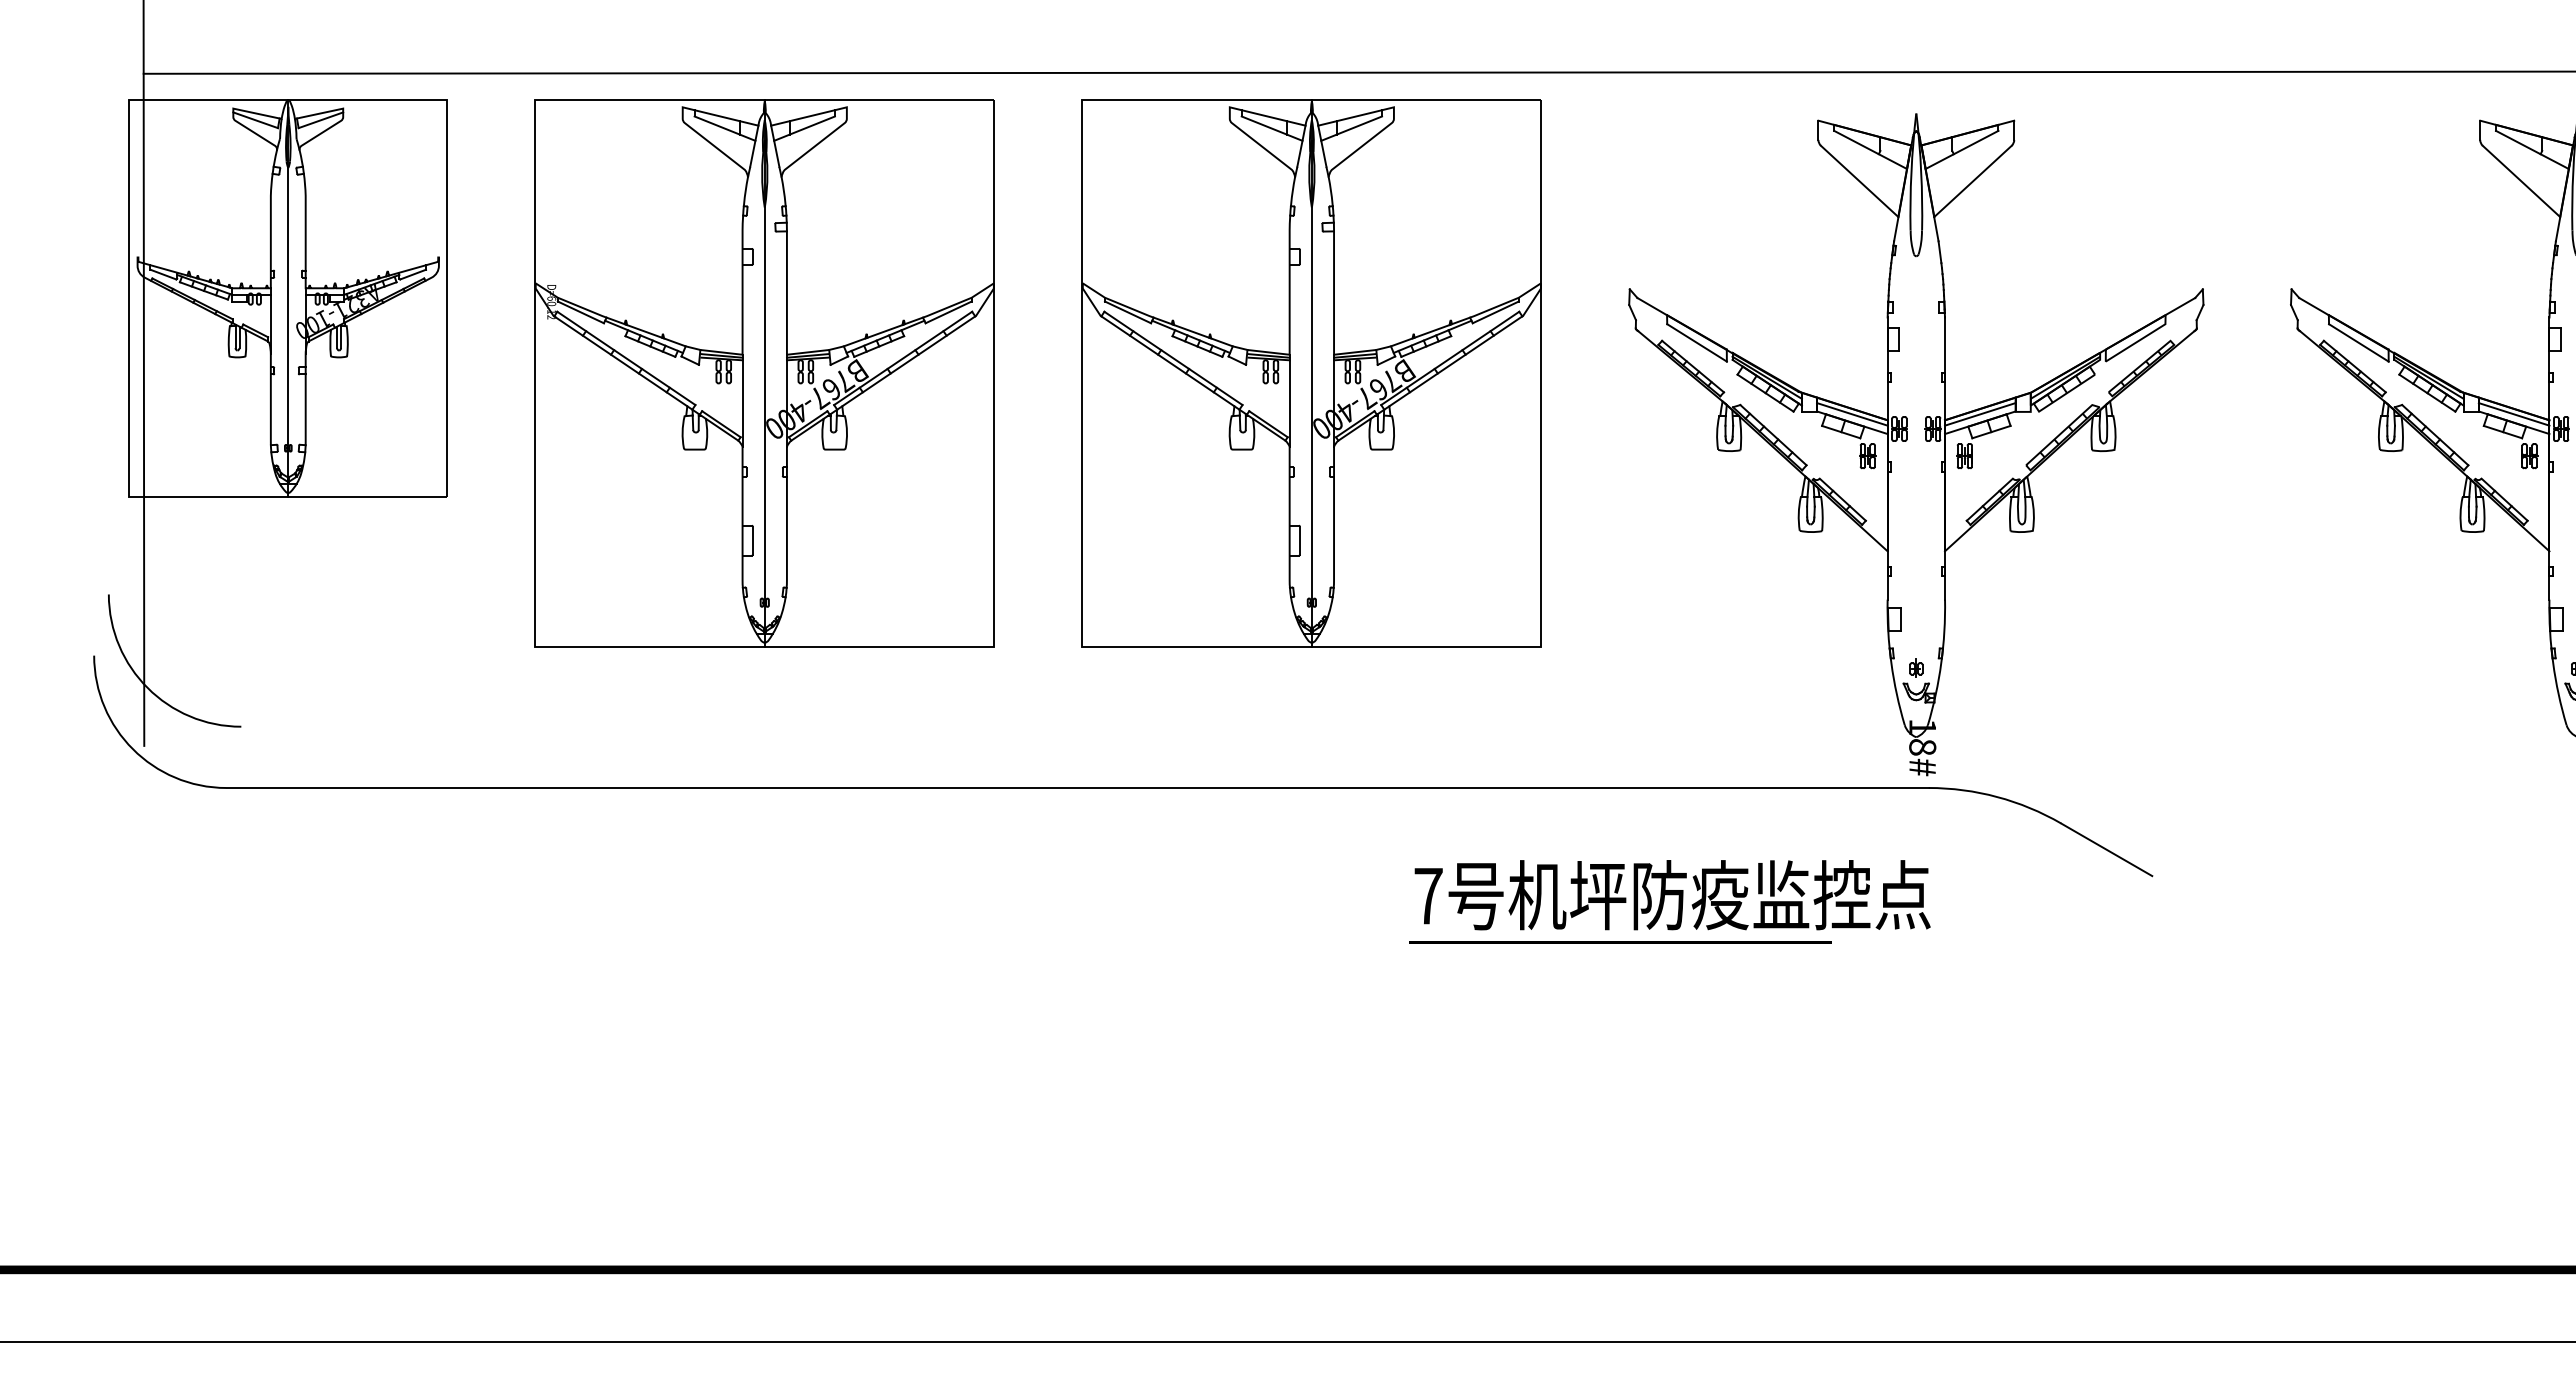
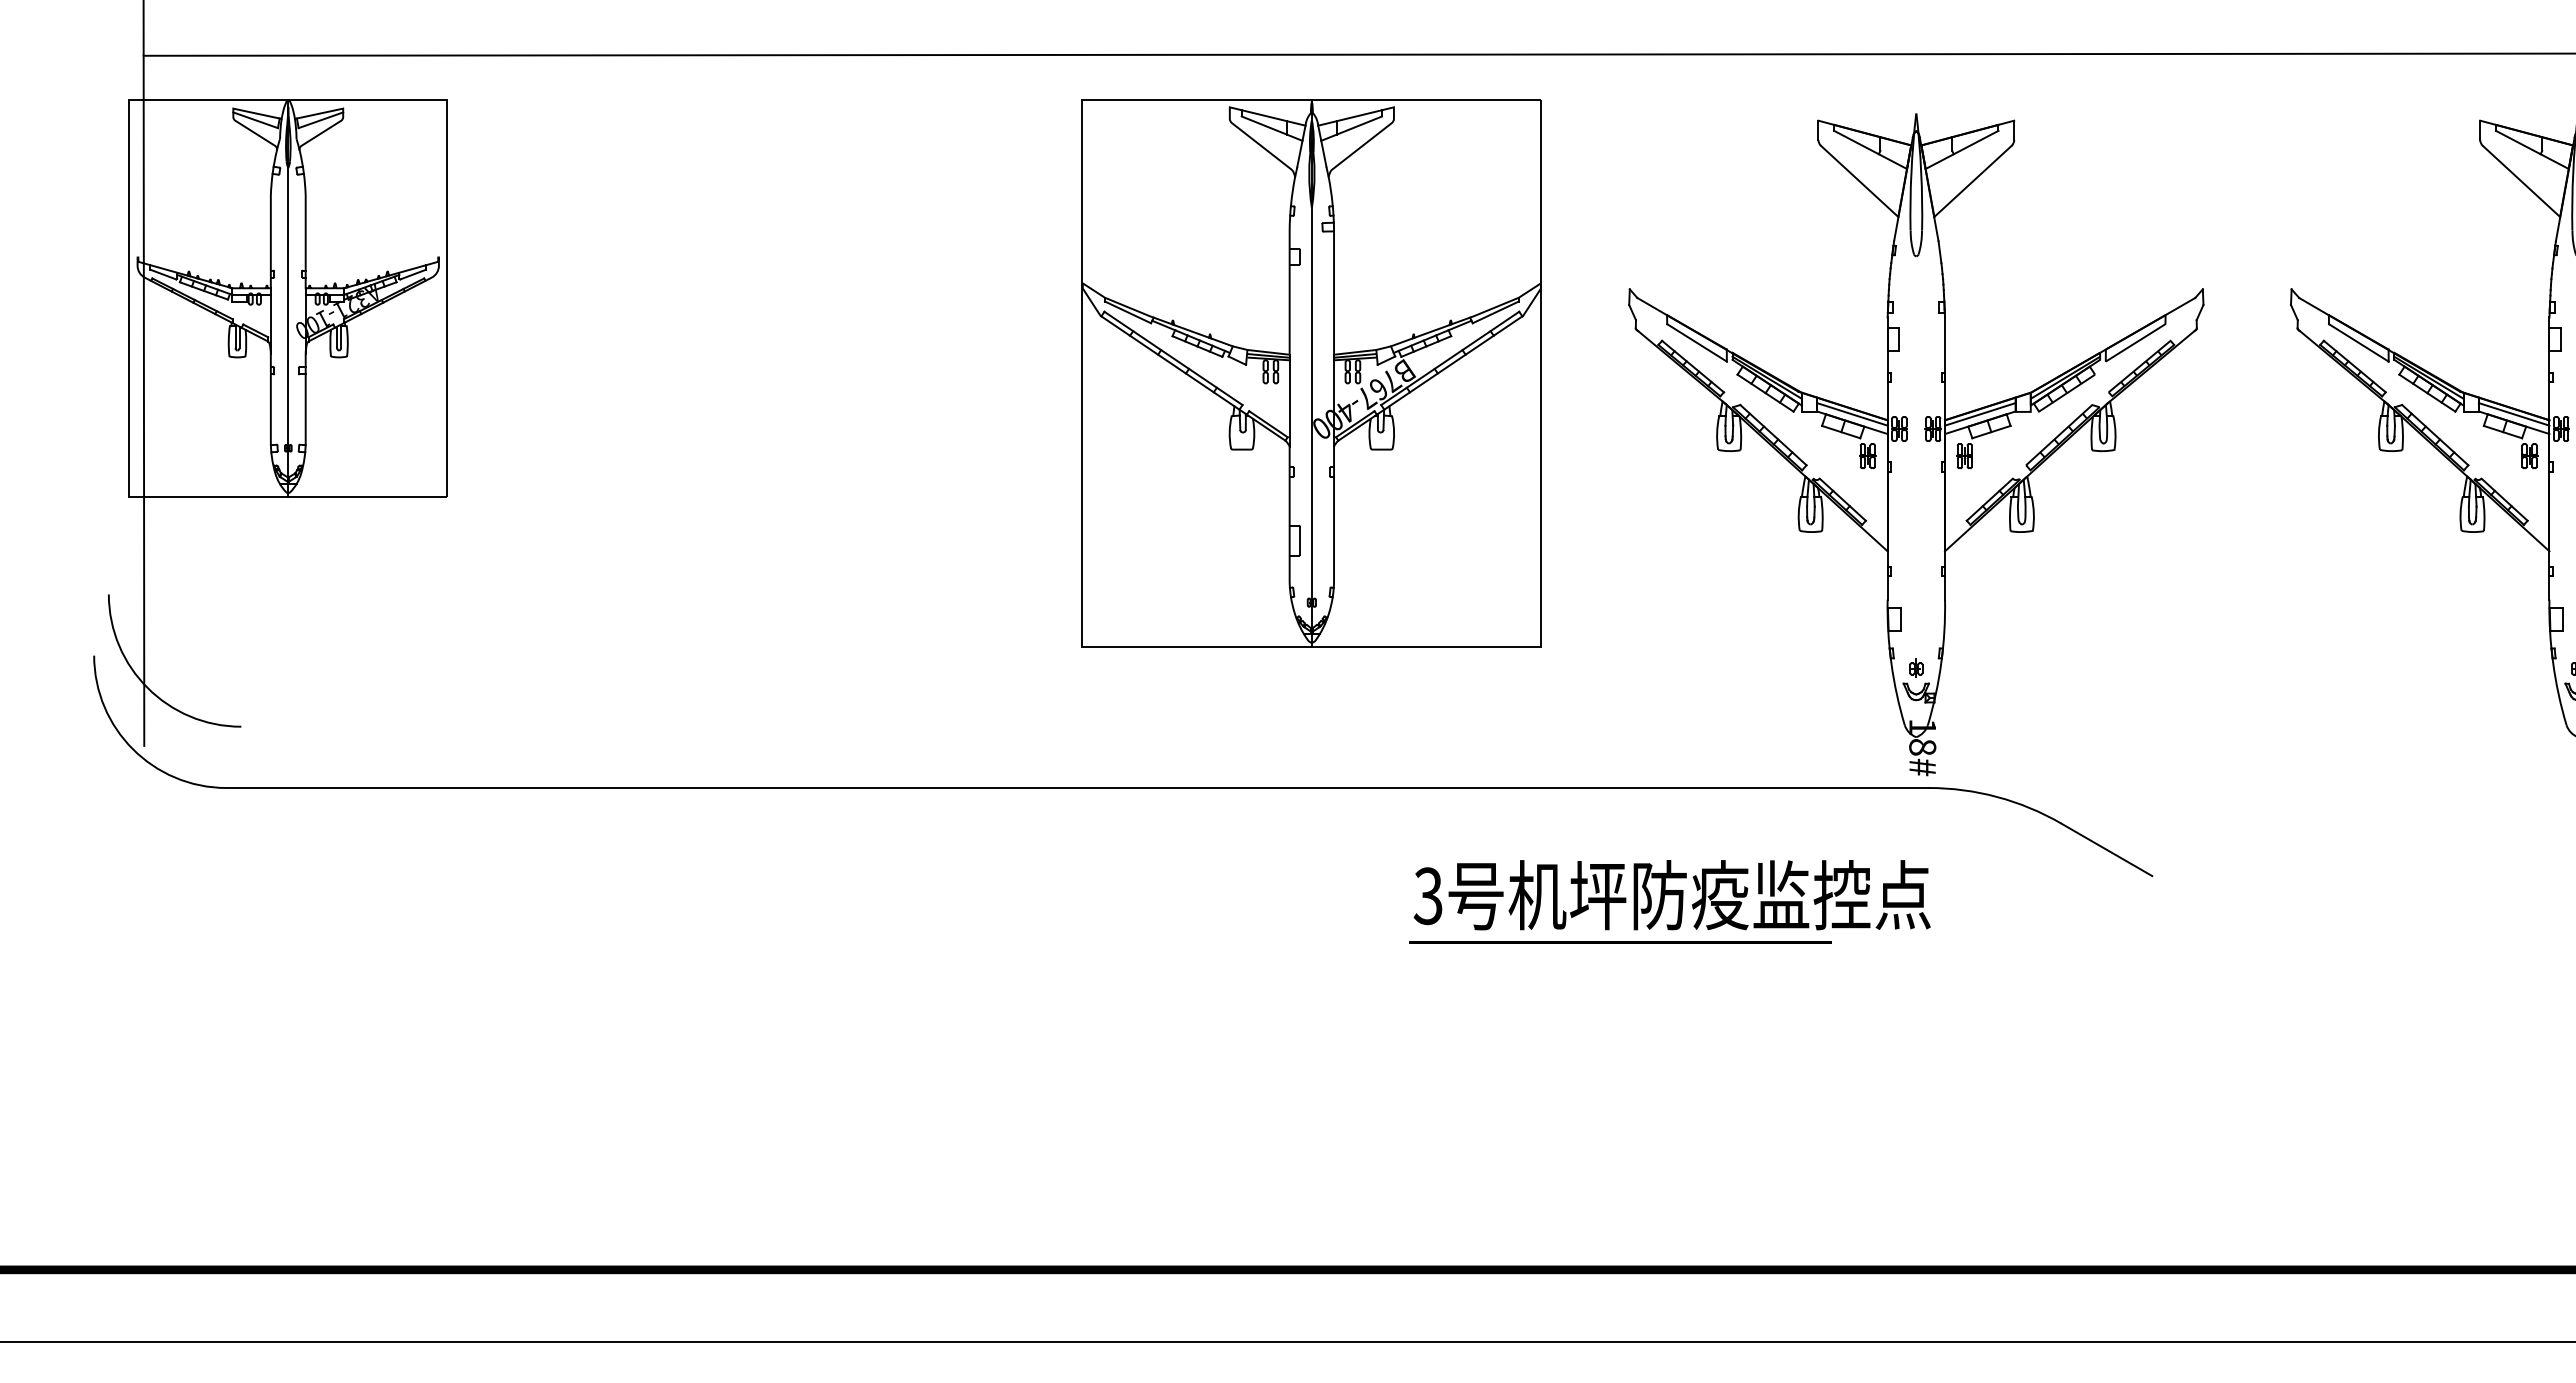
line position: (1357, 72) -> (1357, 54) (1357, 54)
part: present -> none (764, 373)
text: 7 -> 3 (1427, 896)
